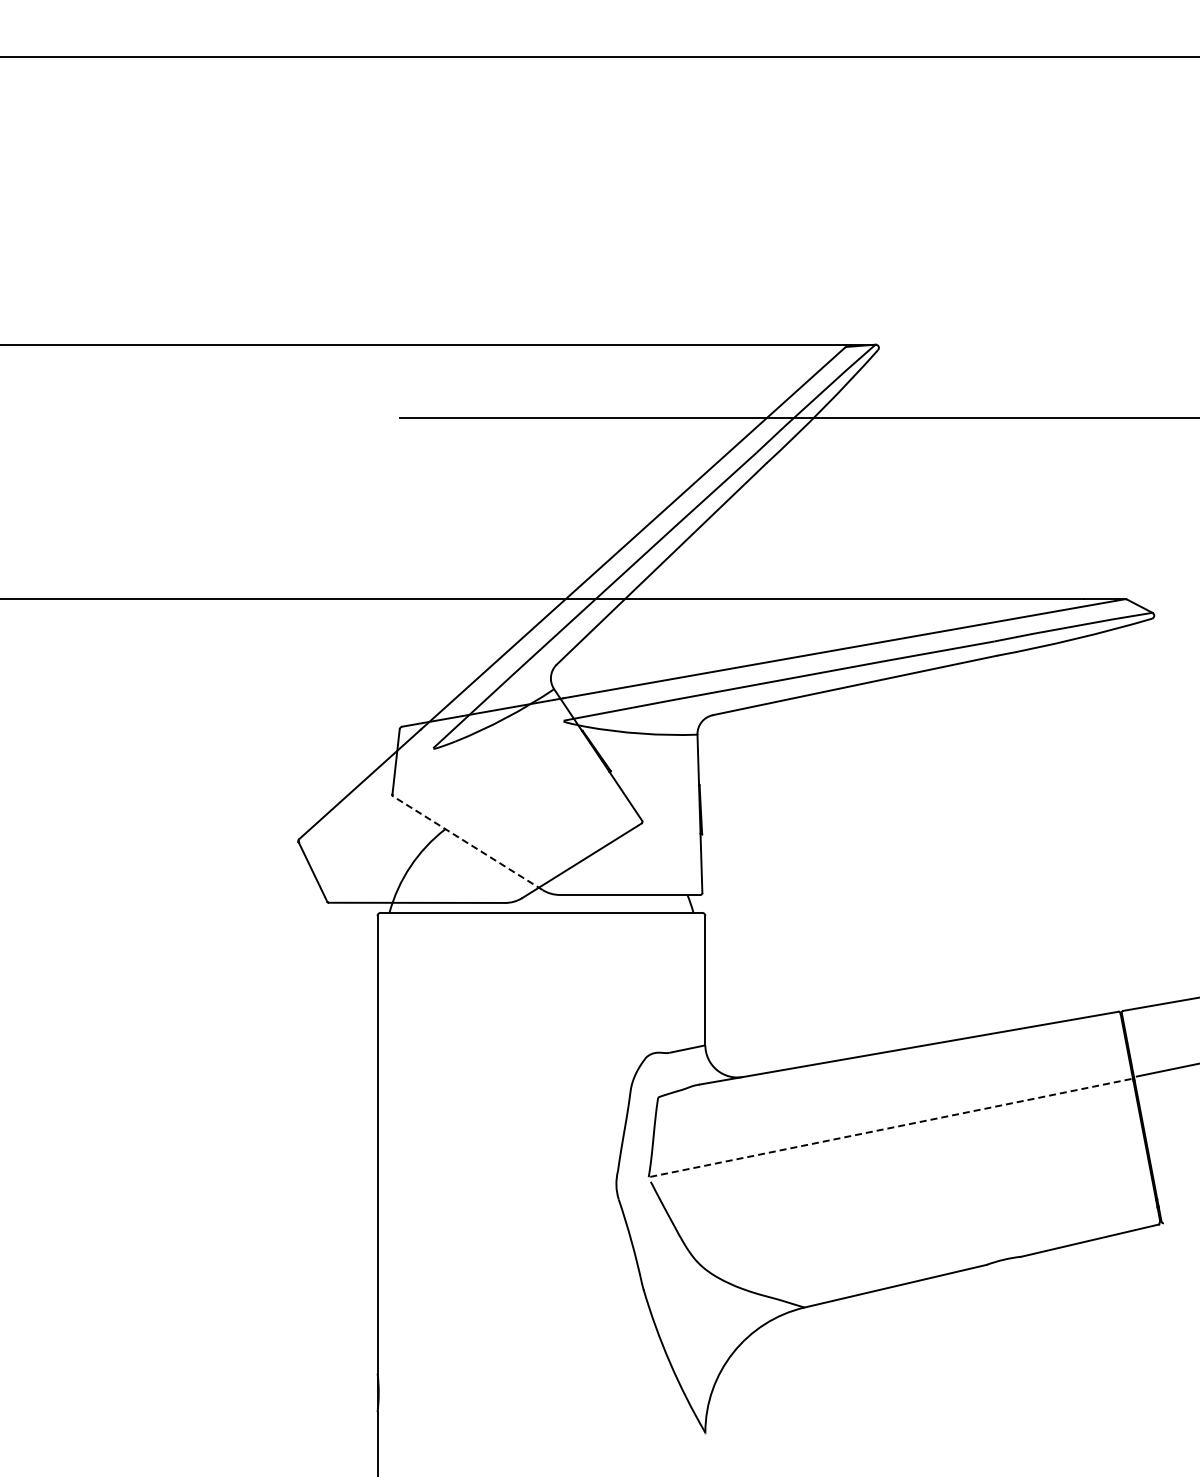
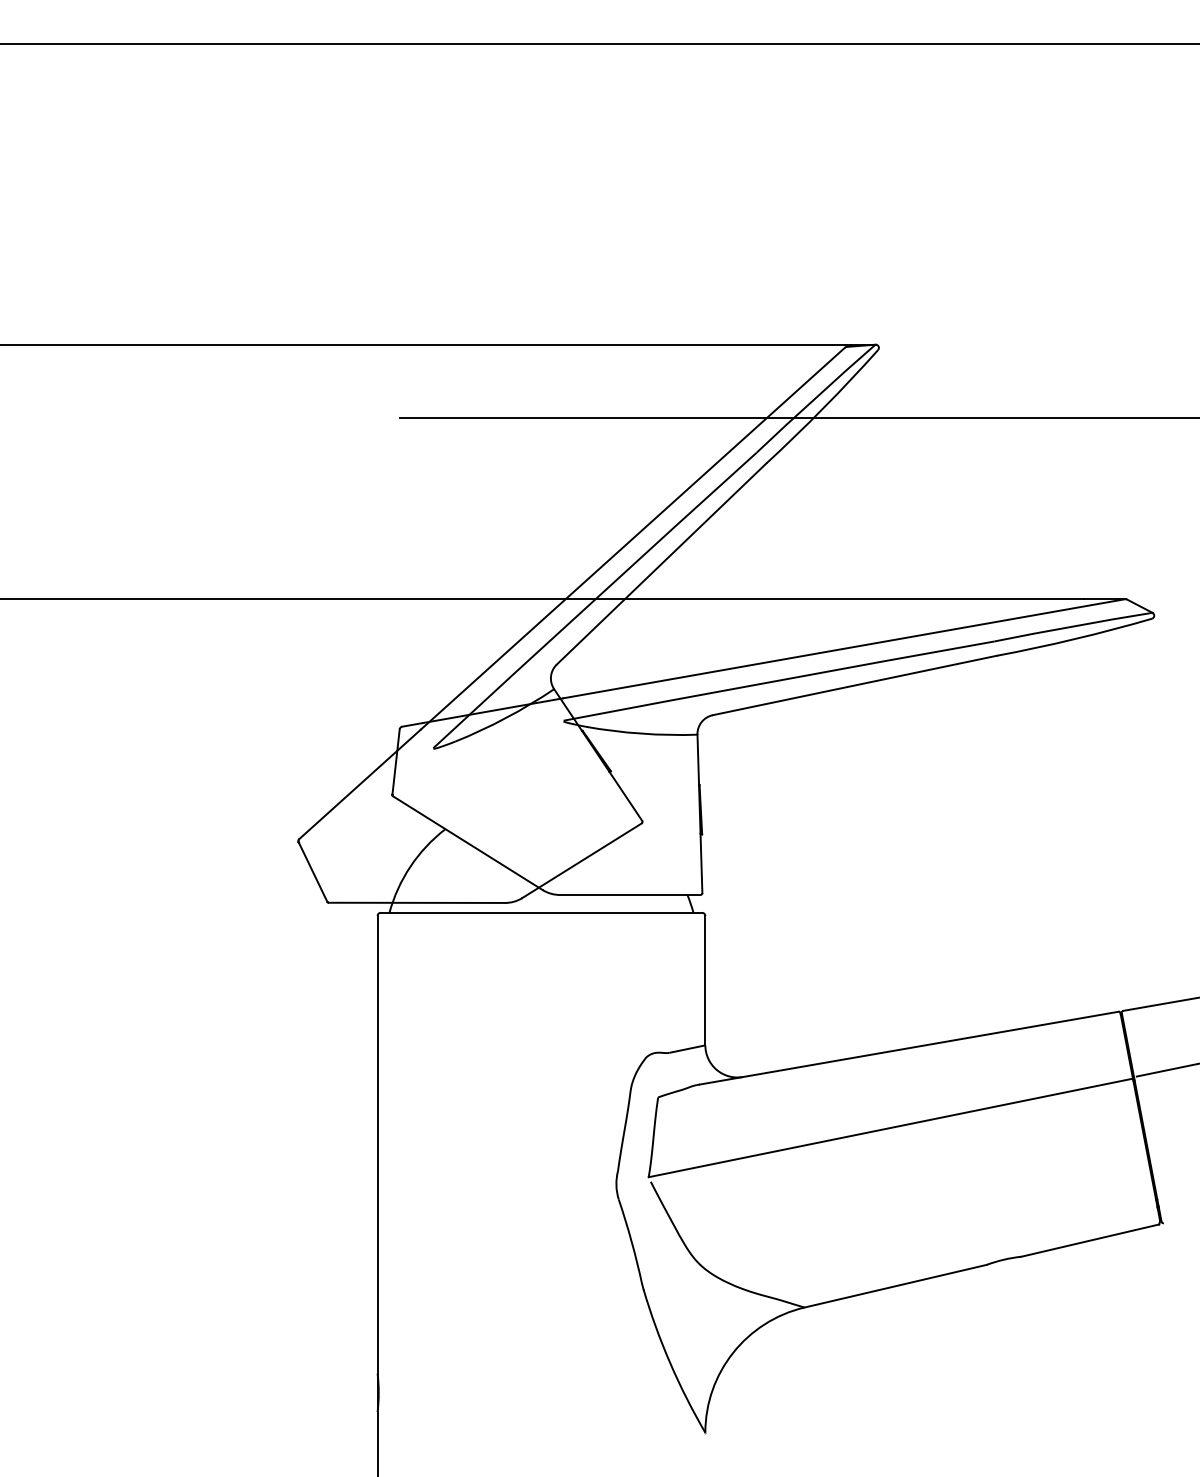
line position: (599, 57) -> (599, 44) (599, 44)
line: dashed -> solid (467, 843)
line: dashed -> solid (889, 1128)
